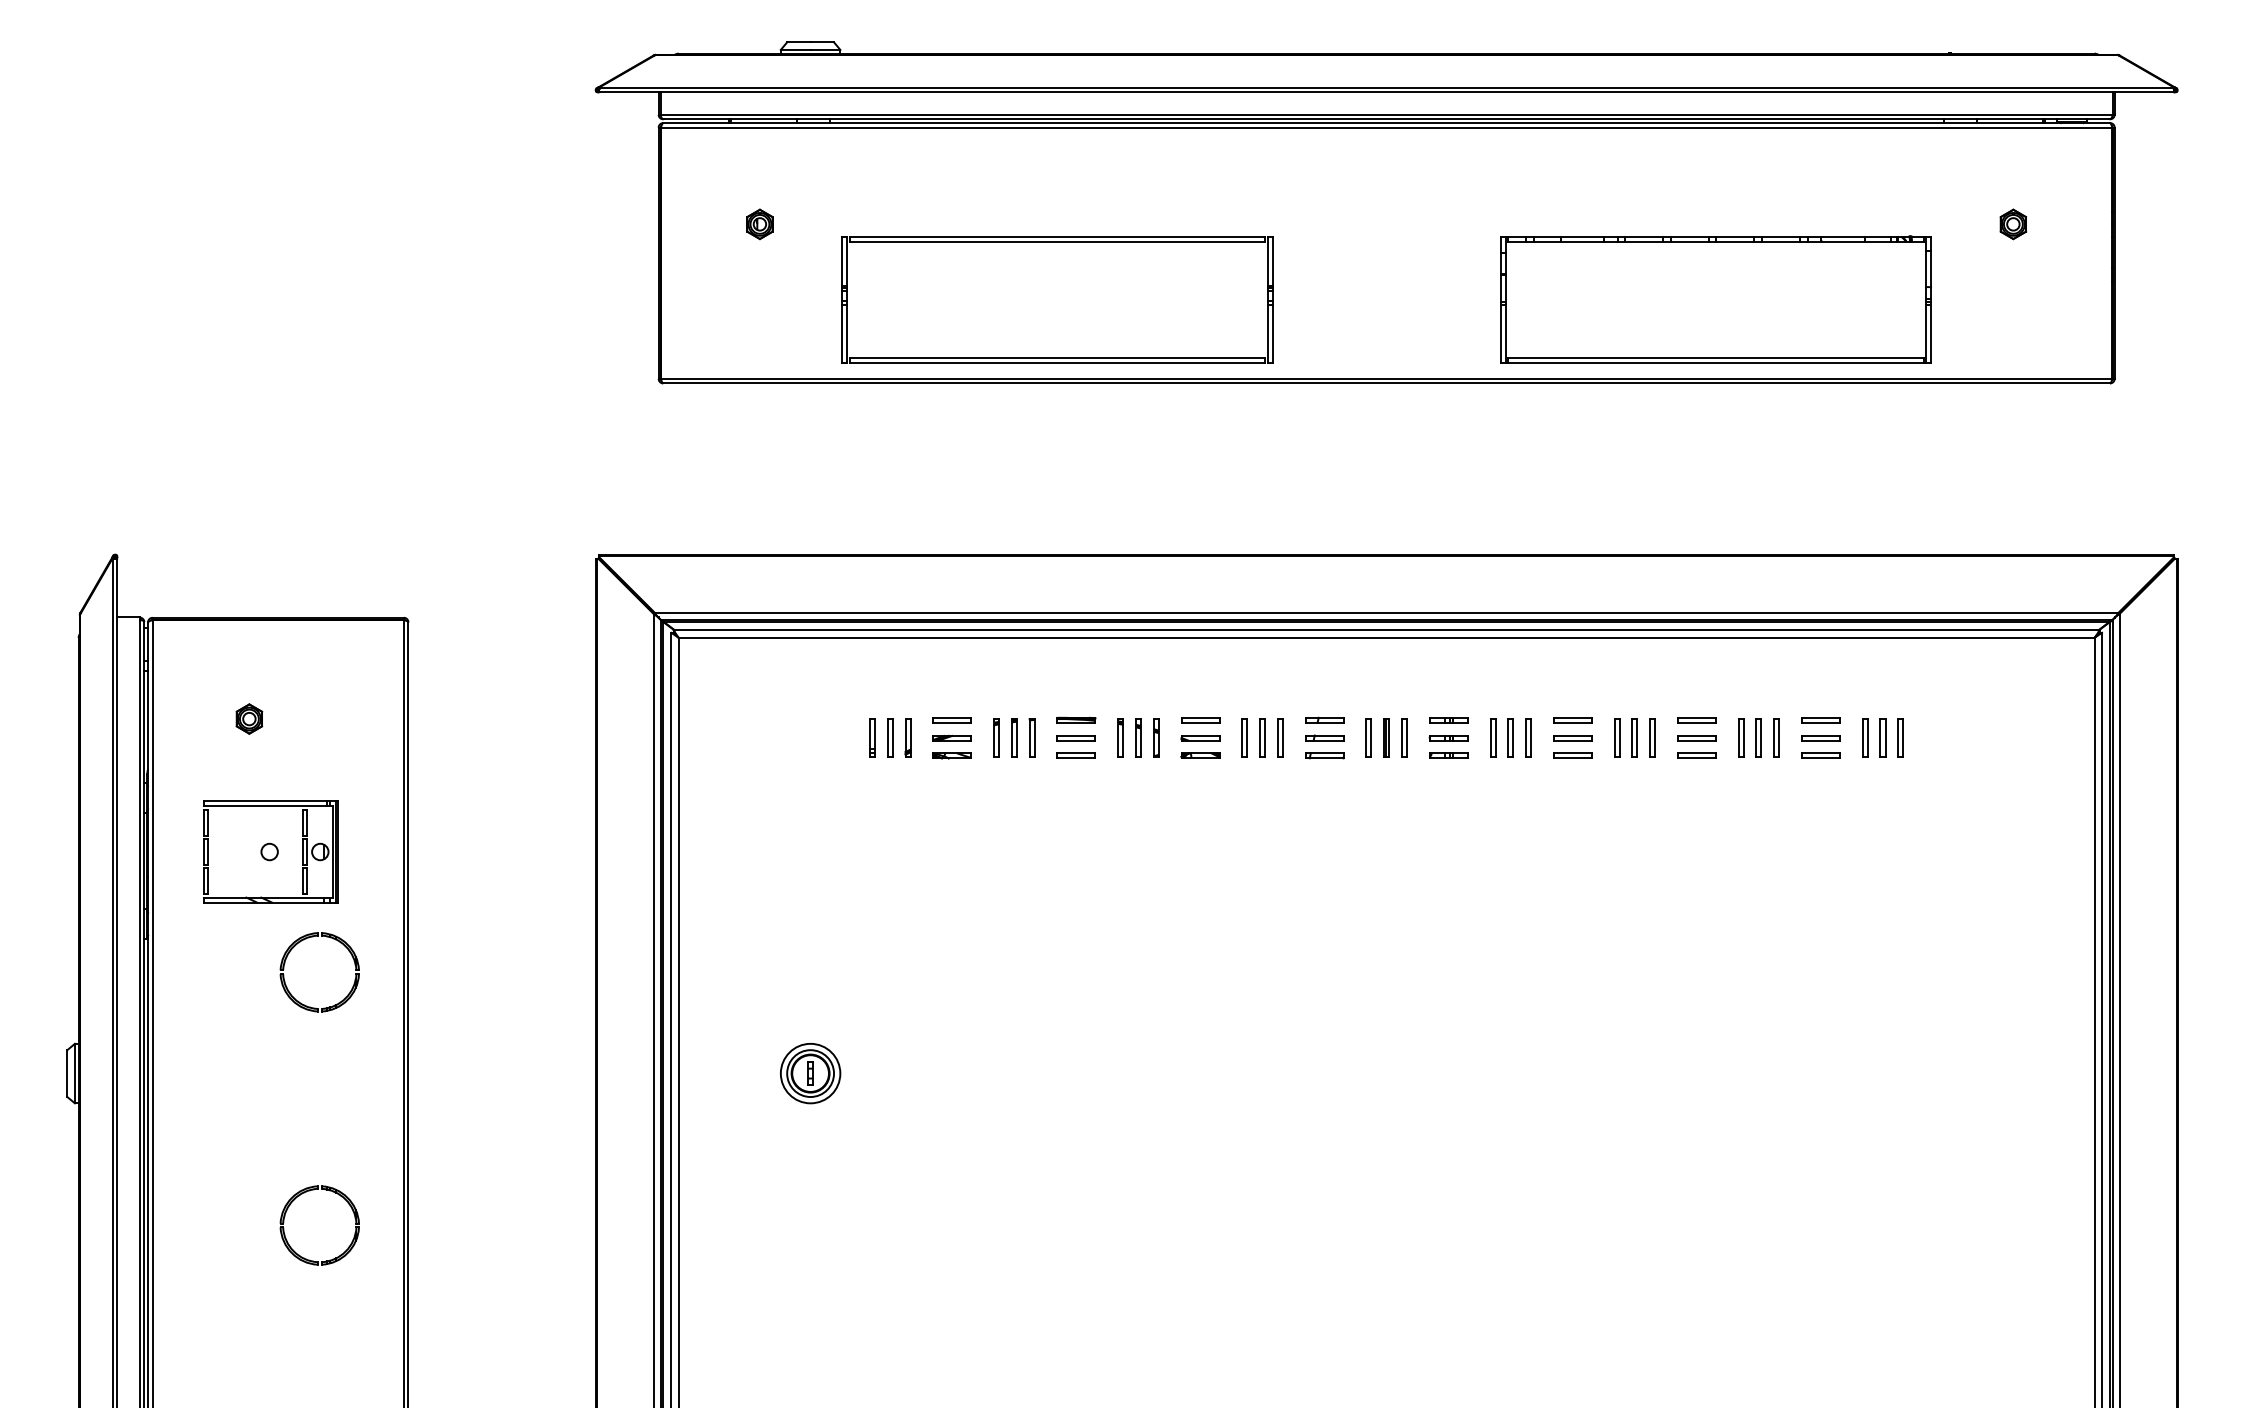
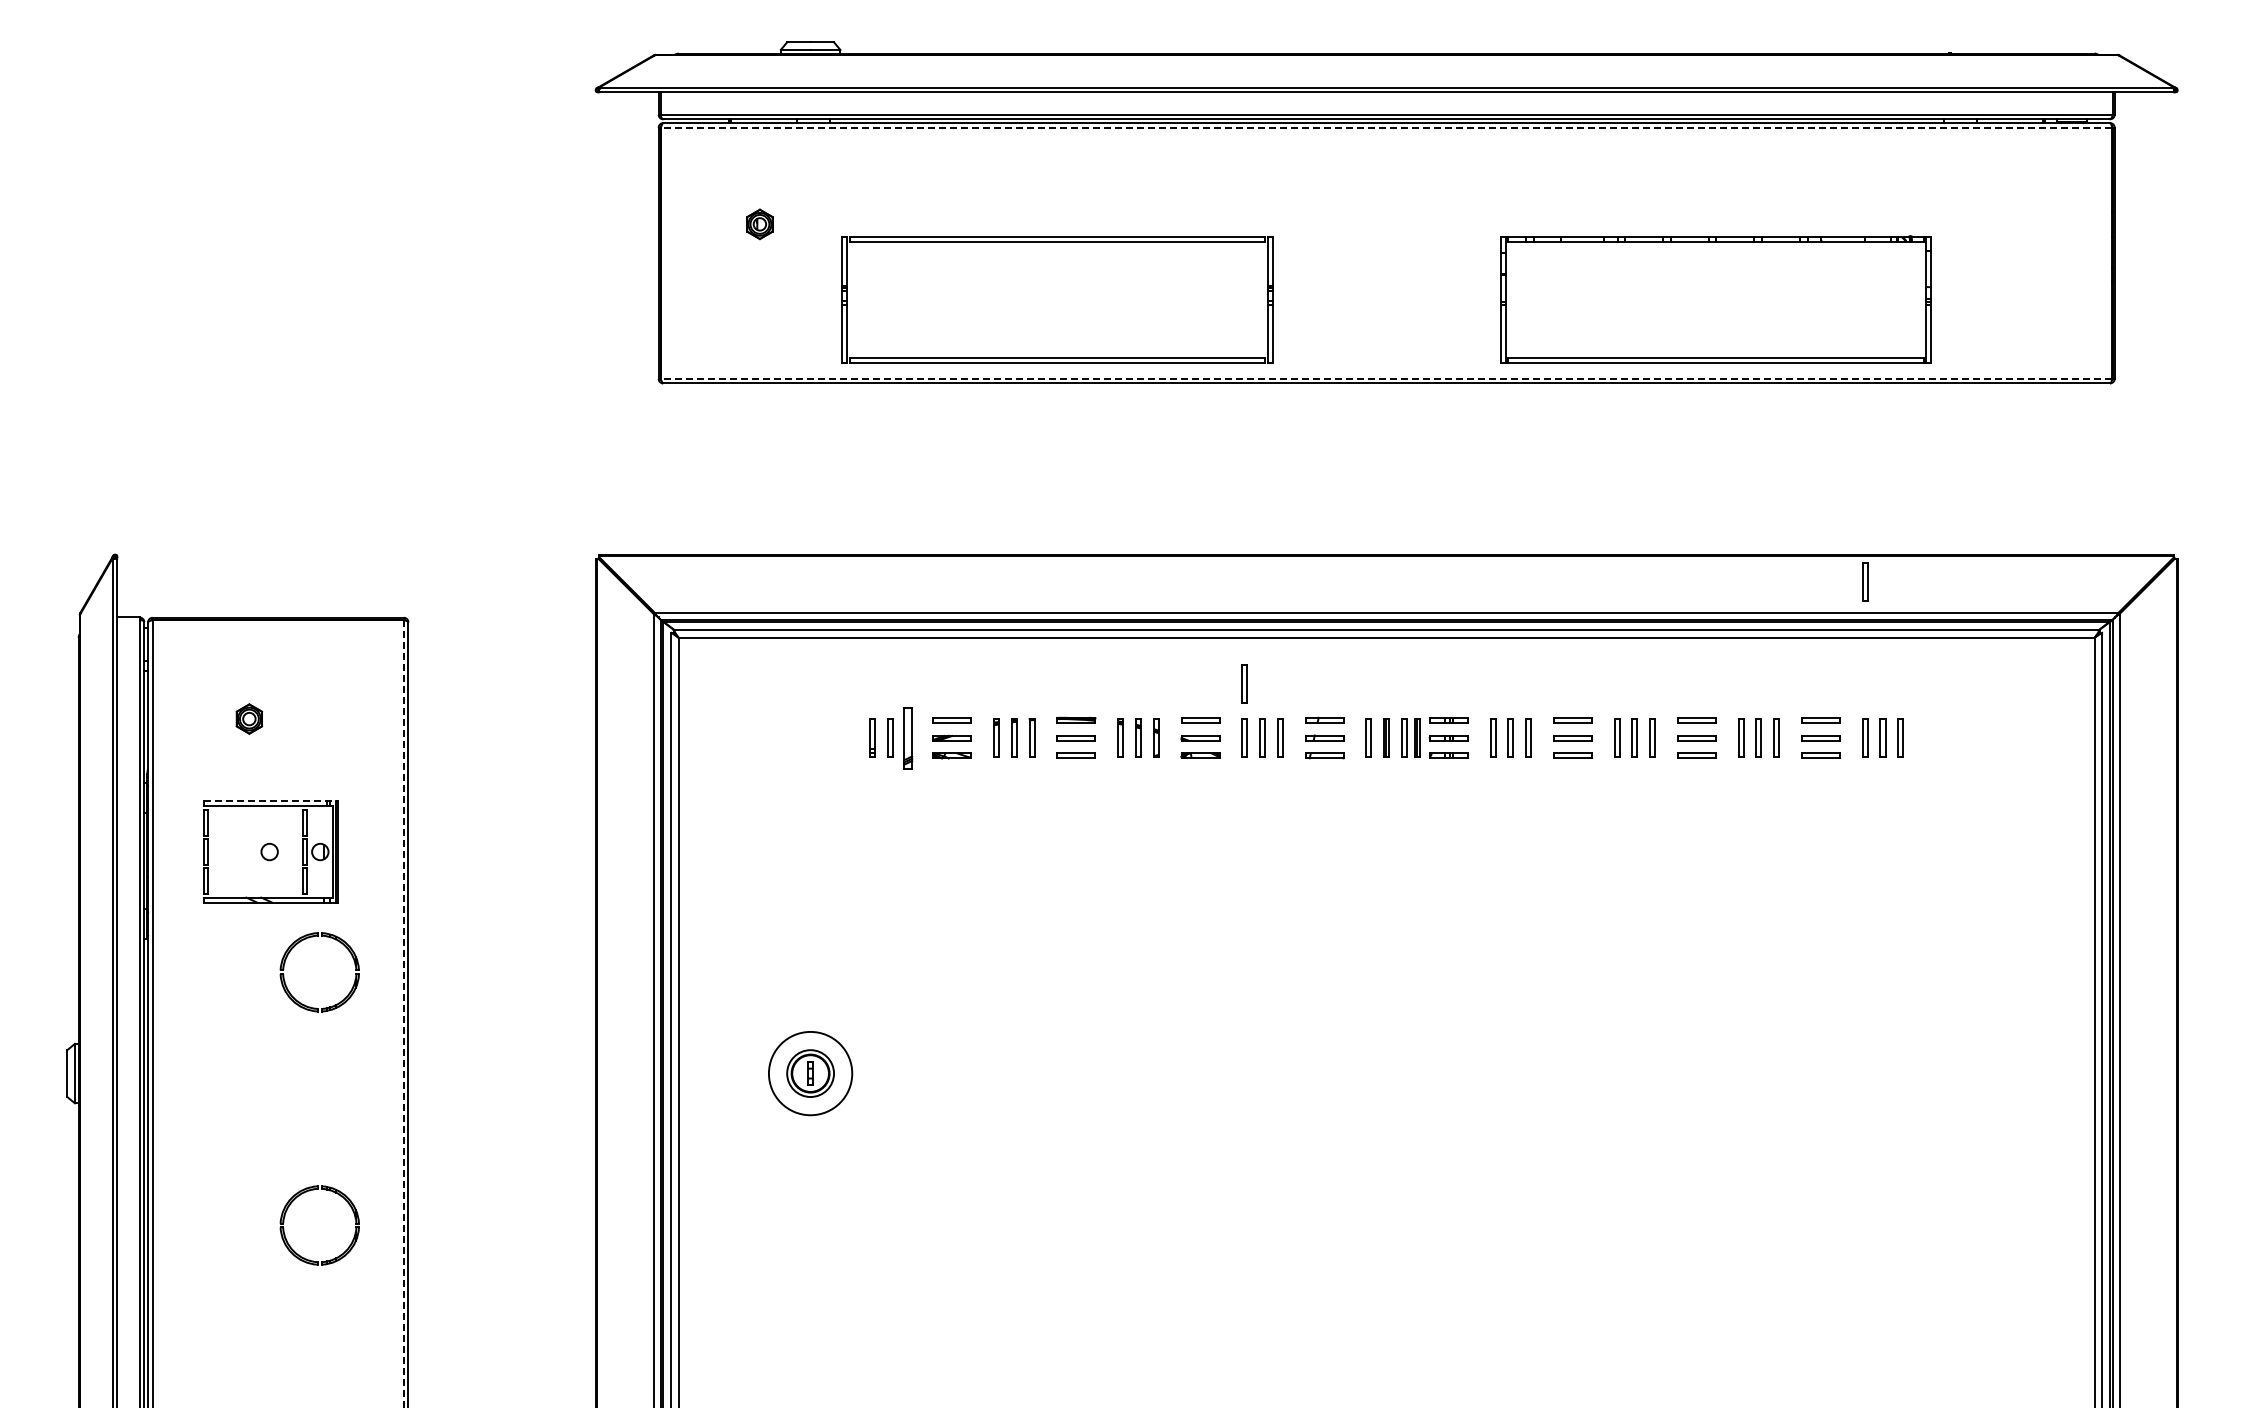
line: solid -> dashed (1386, 127)
part: present -> none (2013, 224)
line: solid -> dashed (1386, 378)
part: none -> present (1865, 581)
part: none -> present (1244, 683)
part size: 8x40 px -> 11x63 px (908, 738)
part: none -> present (1417, 737)
line: solid -> dashed (271, 801)
line: solid -> dashed (403, 1013)
circle diameter: 60 px -> 83 px (810, 1073)
